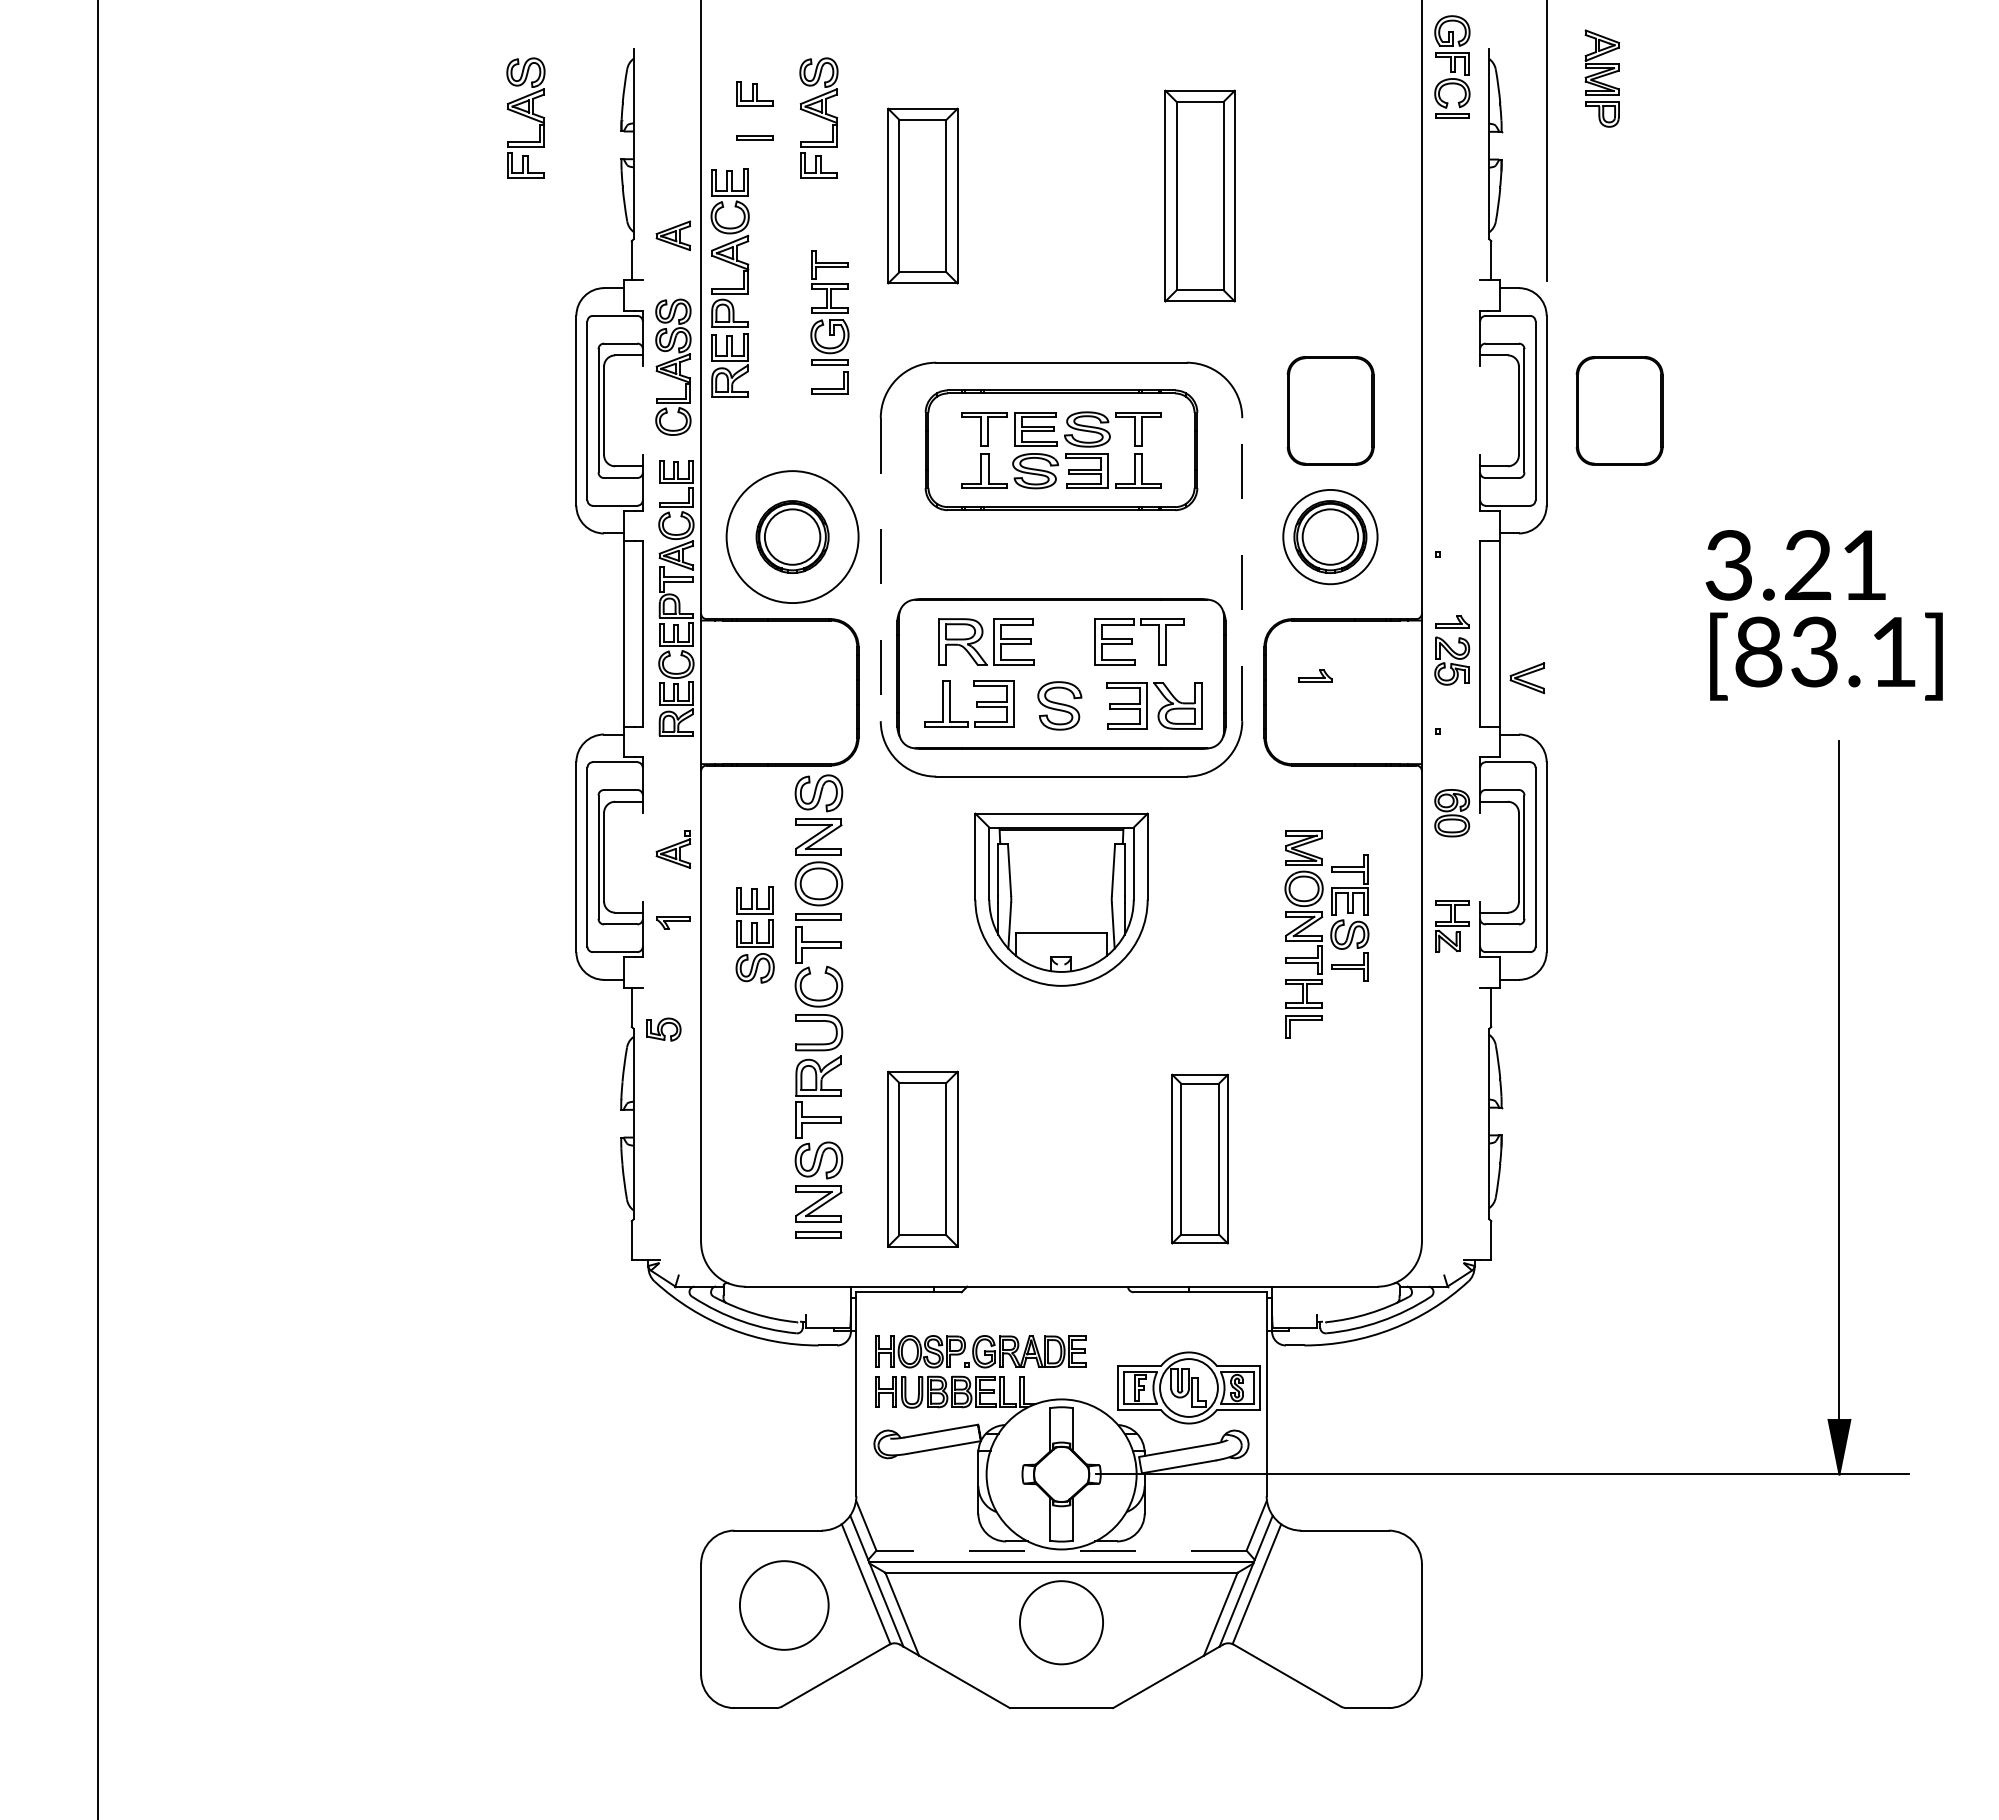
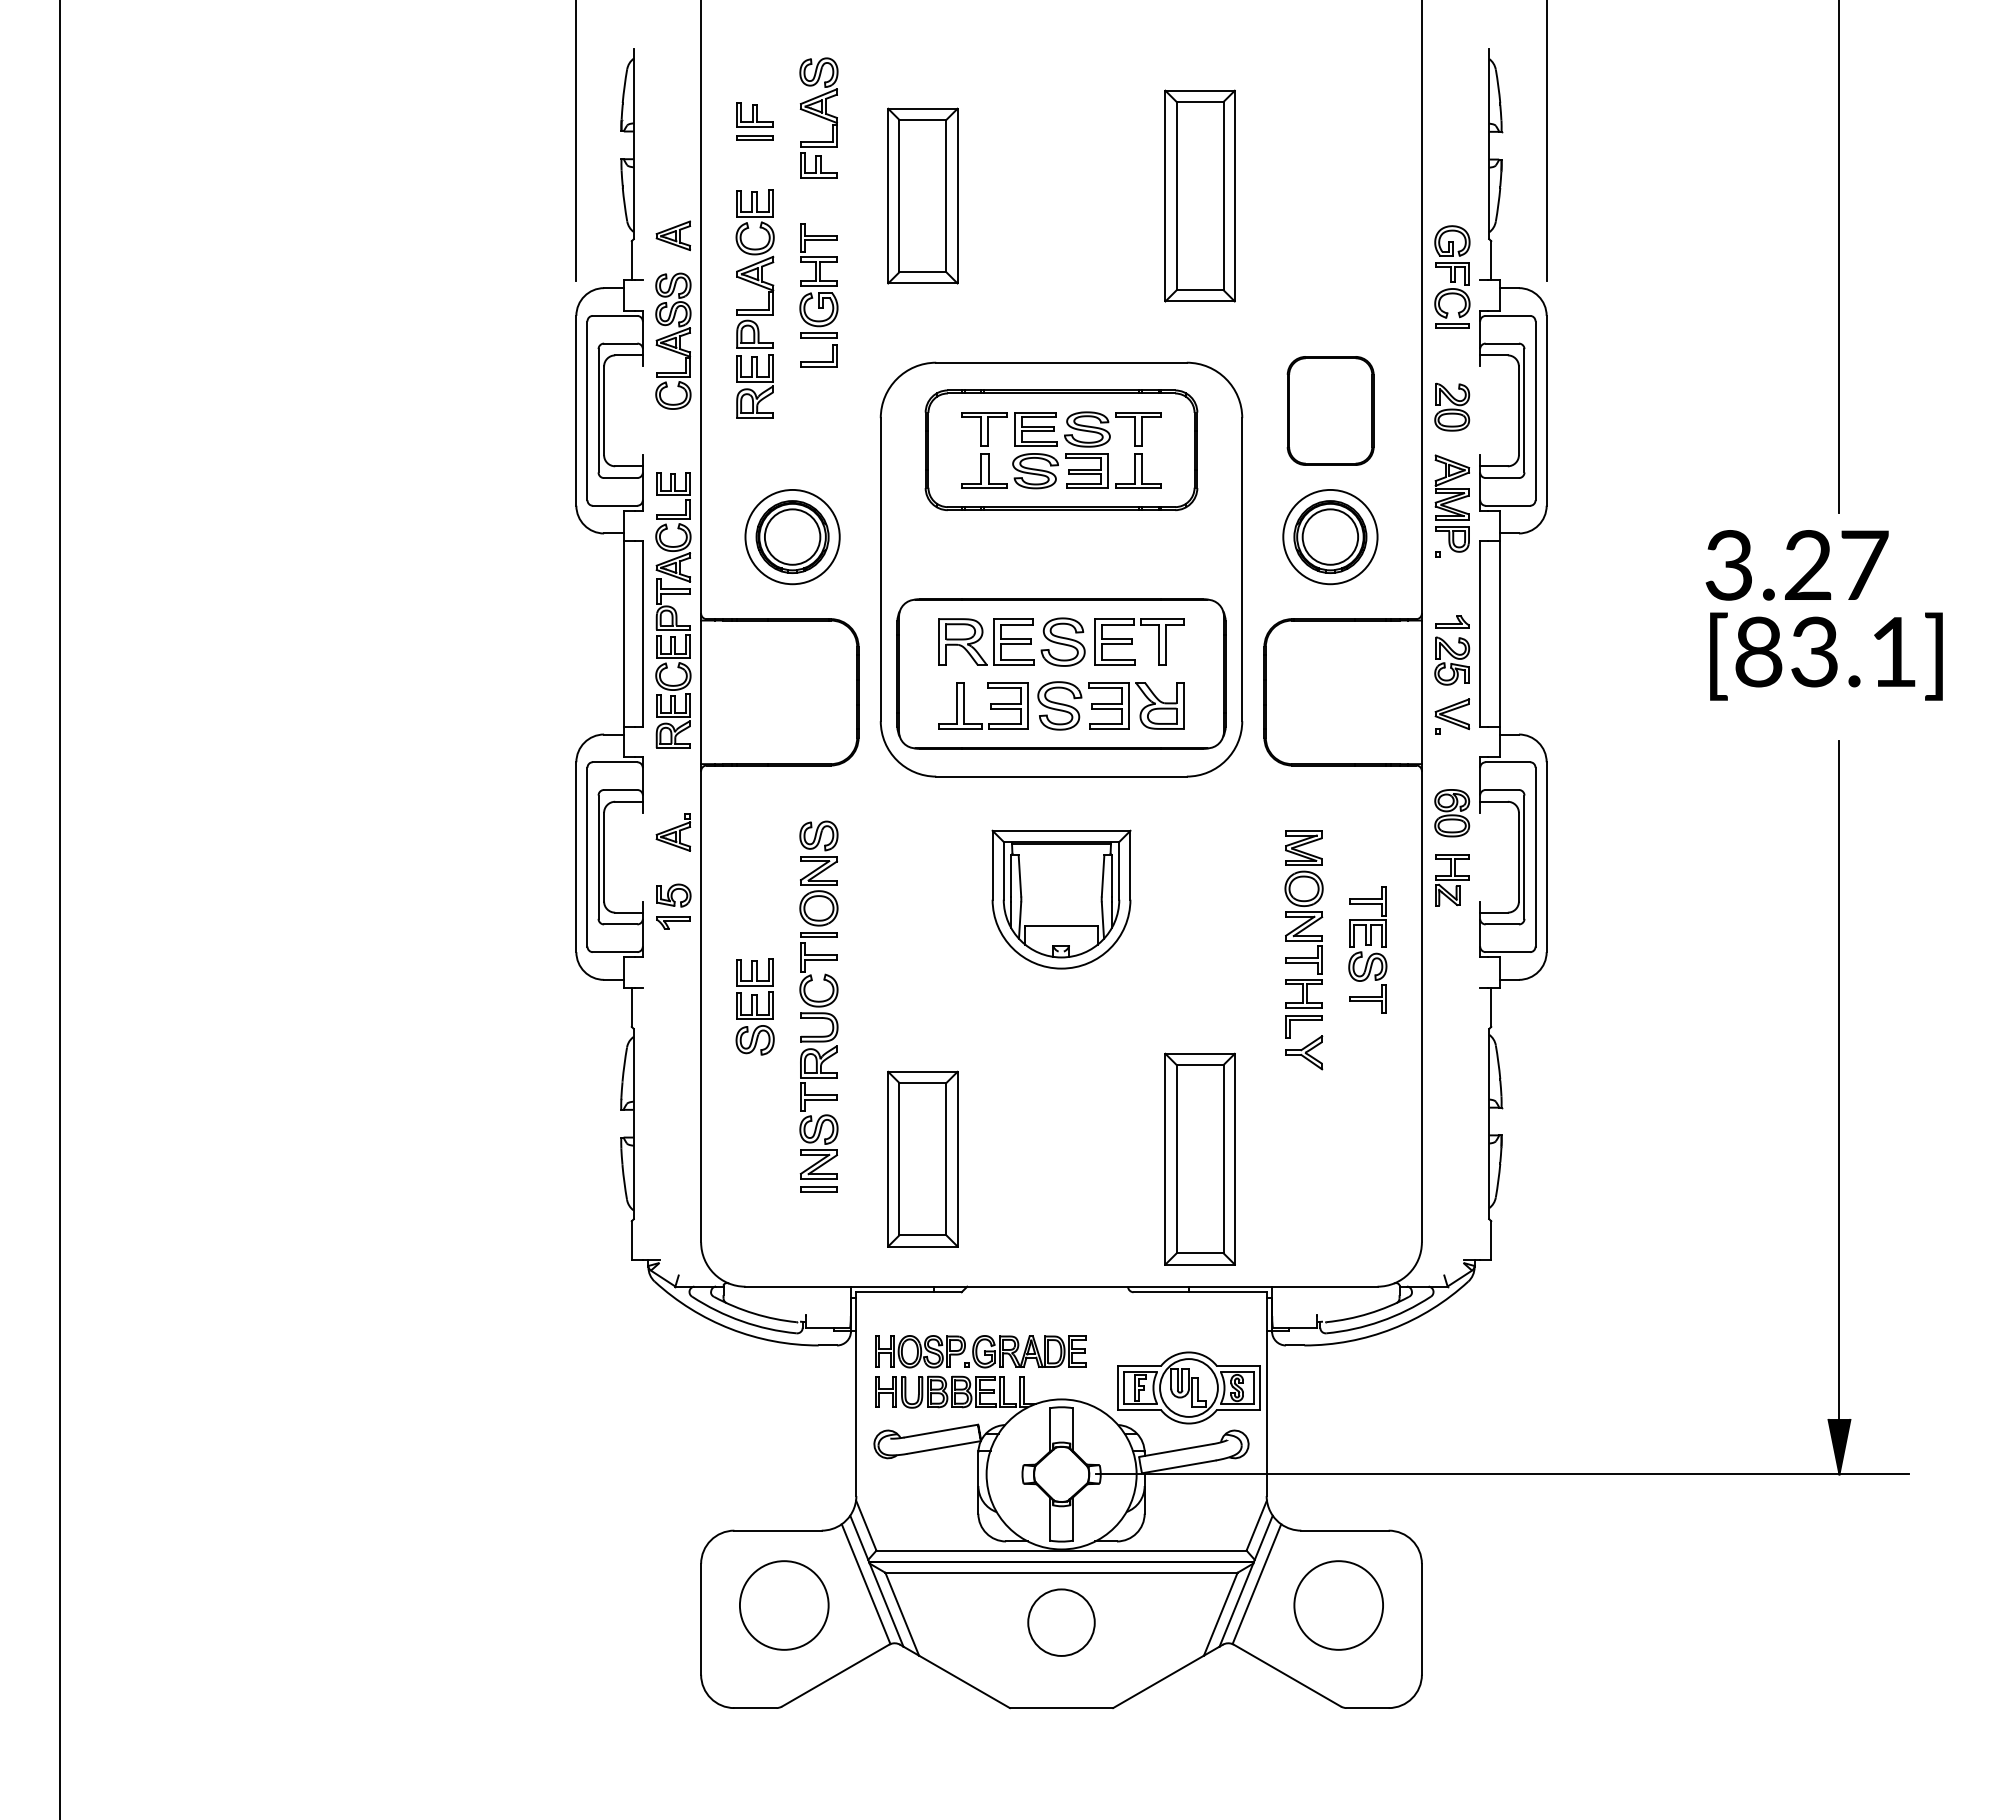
part position: (1452, 66) -> (1452, 276) (1452, 276)
part position: (1602, 78) -> (1452, 503) (1452, 503)
part position: (754, 93) -> (754, 114) (754, 114)
part: present -> none (525, 117)
line: none -> present (576, 141)
line: none -> present (1839, 257)
part position: (729, 282) -> (754, 303) (754, 303)
part position: (829, 322) -> (818, 295) (818, 295)
part position: (673, 366) -> (673, 340) (673, 340)
part: none -> present (1452, 406)
part: present -> none (1619, 410)
circle diameter: 132 px -> 94 px (792, 536)
text: 3.21 -> 3.27 (1864, 564)
line: dashed -> solid (880, 569)
line: dashed -> solid (1242, 569)
part position: (676, 598) -> (673, 610) (673, 610)
part: none -> present (1062, 641)
part: present -> none (1315, 675)
part position: (1527, 678) -> (1452, 714) (1452, 714)
part position: (976, 703) -> (990, 705) (990, 705)
part position: (1159, 709) -> (1141, 709) (1141, 709)
part position: (673, 849) -> (673, 832) (673, 832)
part size: 175x175 px -> 141x141 px (1061, 899)
line position: (97, 909) -> (59, 909) (59, 909)
part position: (1349, 917) -> (1367, 949) (1367, 949)
part position: (1452, 926) -> (1452, 880) (1452, 880)
part position: (754, 934) -> (754, 1006) (754, 1006)
part size: 50x465 px -> 40x373 px (818, 1006)
part position: (663, 1029) -> (673, 895) (673, 895)
part: none -> present (1304, 1052)
part size: 58x172 px -> 72x214 px (1199, 1158)
line: dashed -> solid (1061, 1550)
circle: none -> present (1338, 1605)
circle size: 85x86 px -> 69x69 px (1061, 1622)
